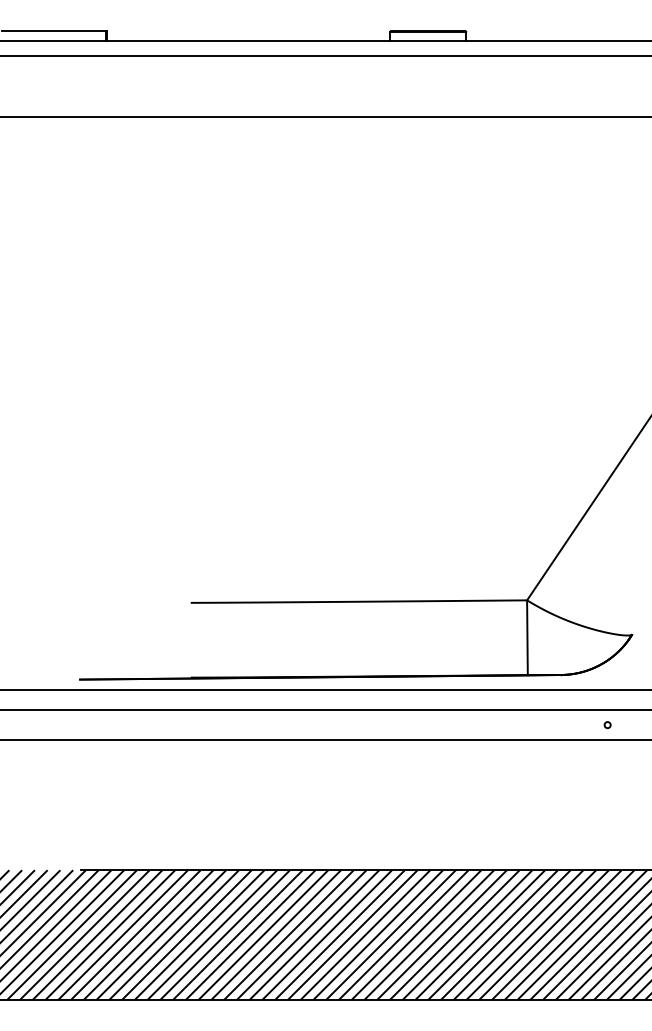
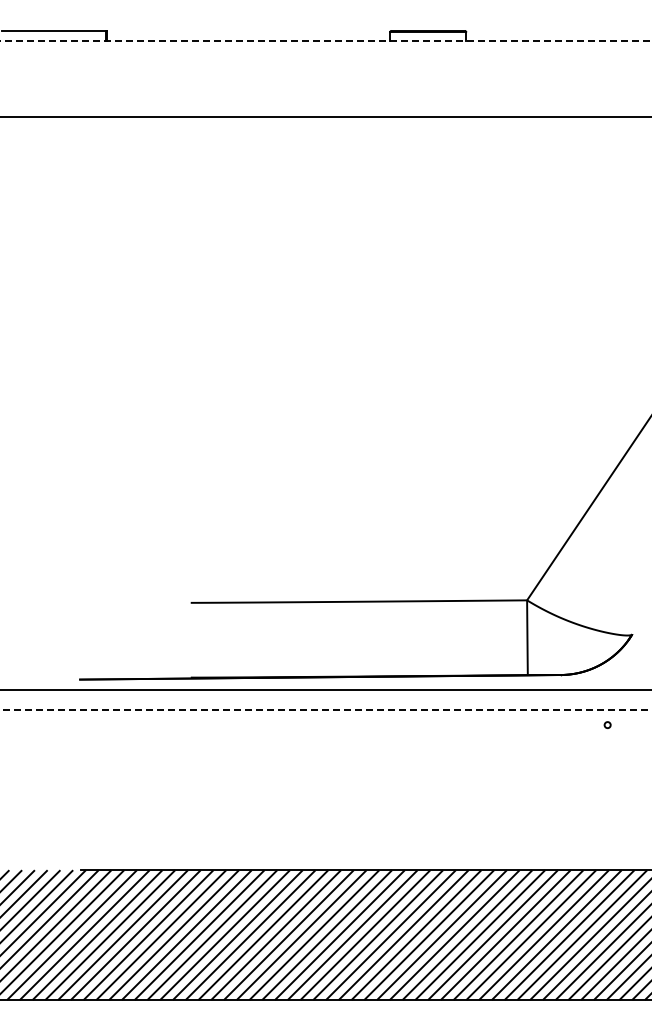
line: solid -> dashed (325, 41)
line: present -> none (325, 56)
line: solid -> dashed (325, 709)
line: present -> none (325, 740)
